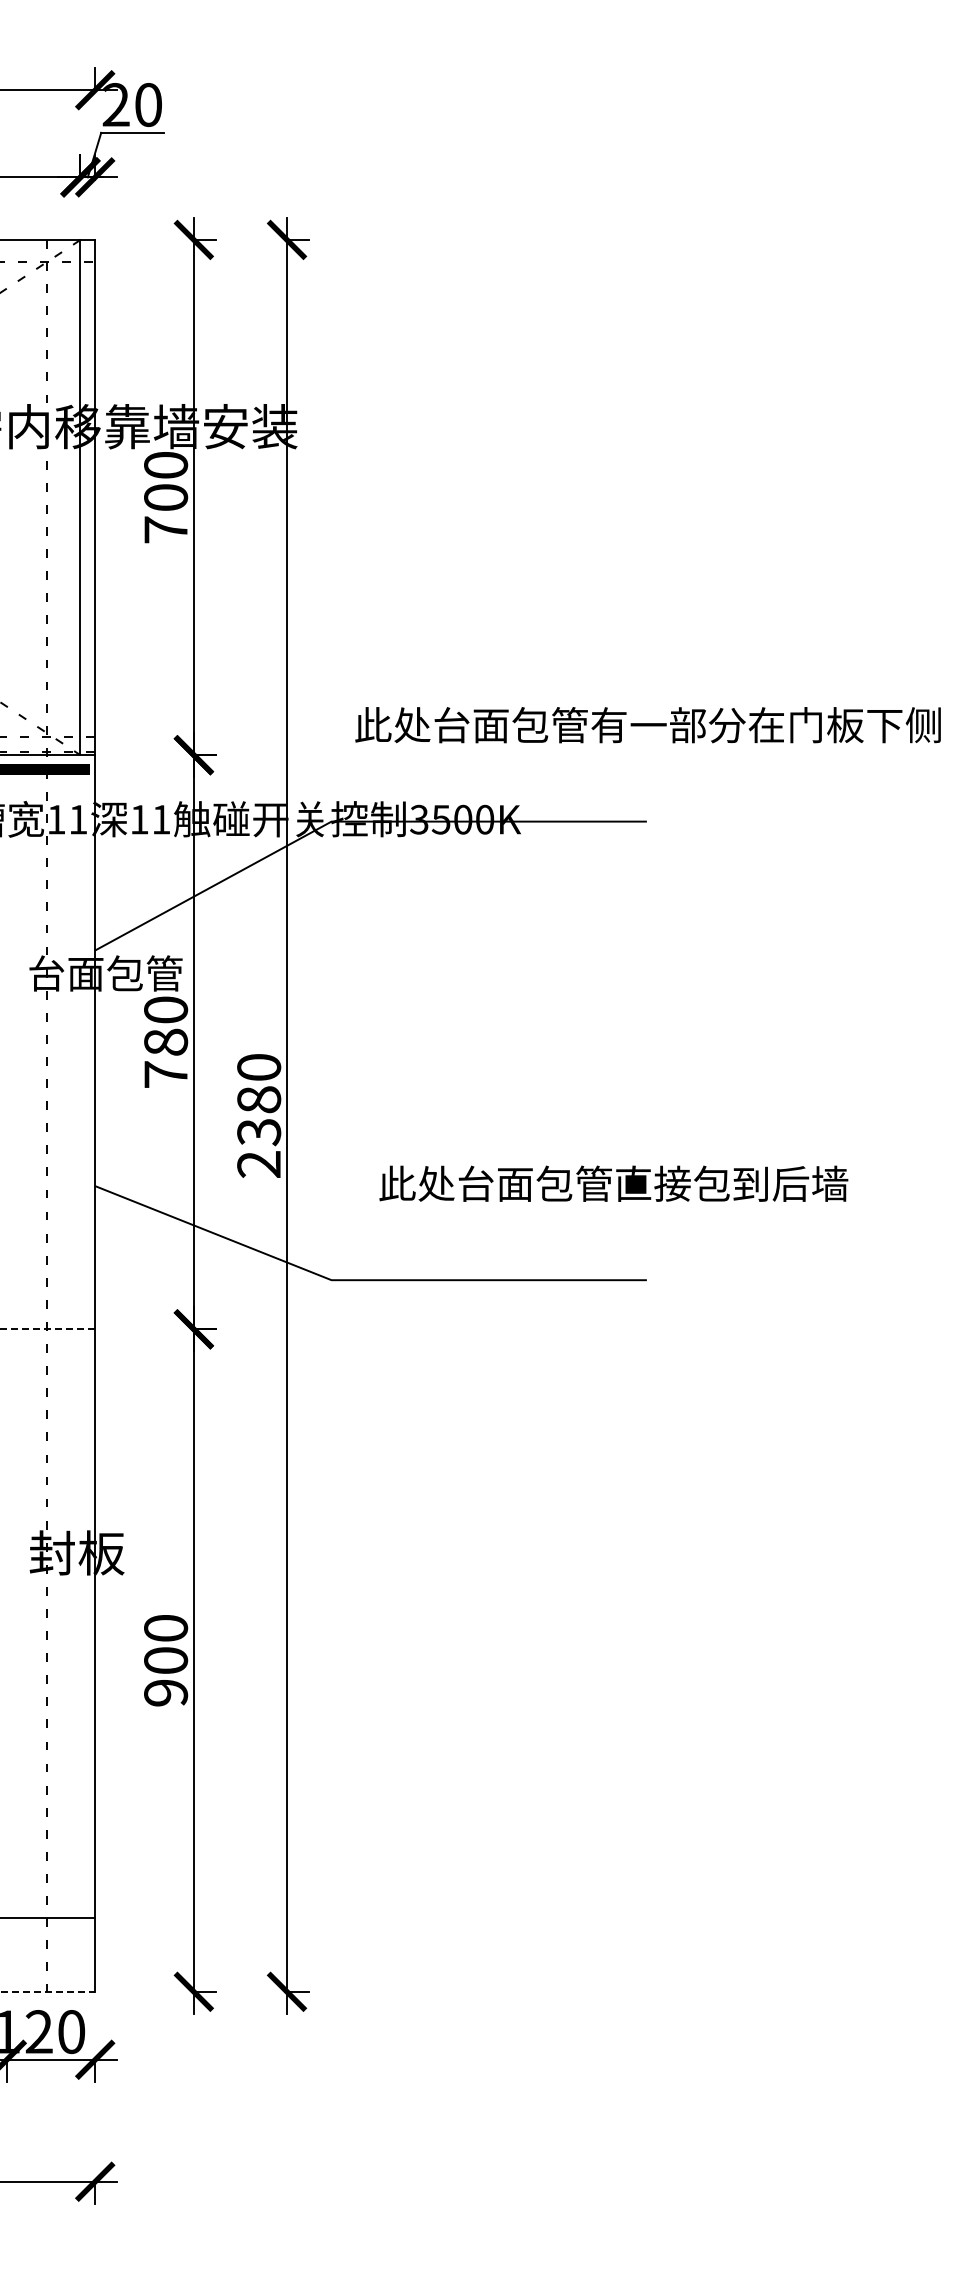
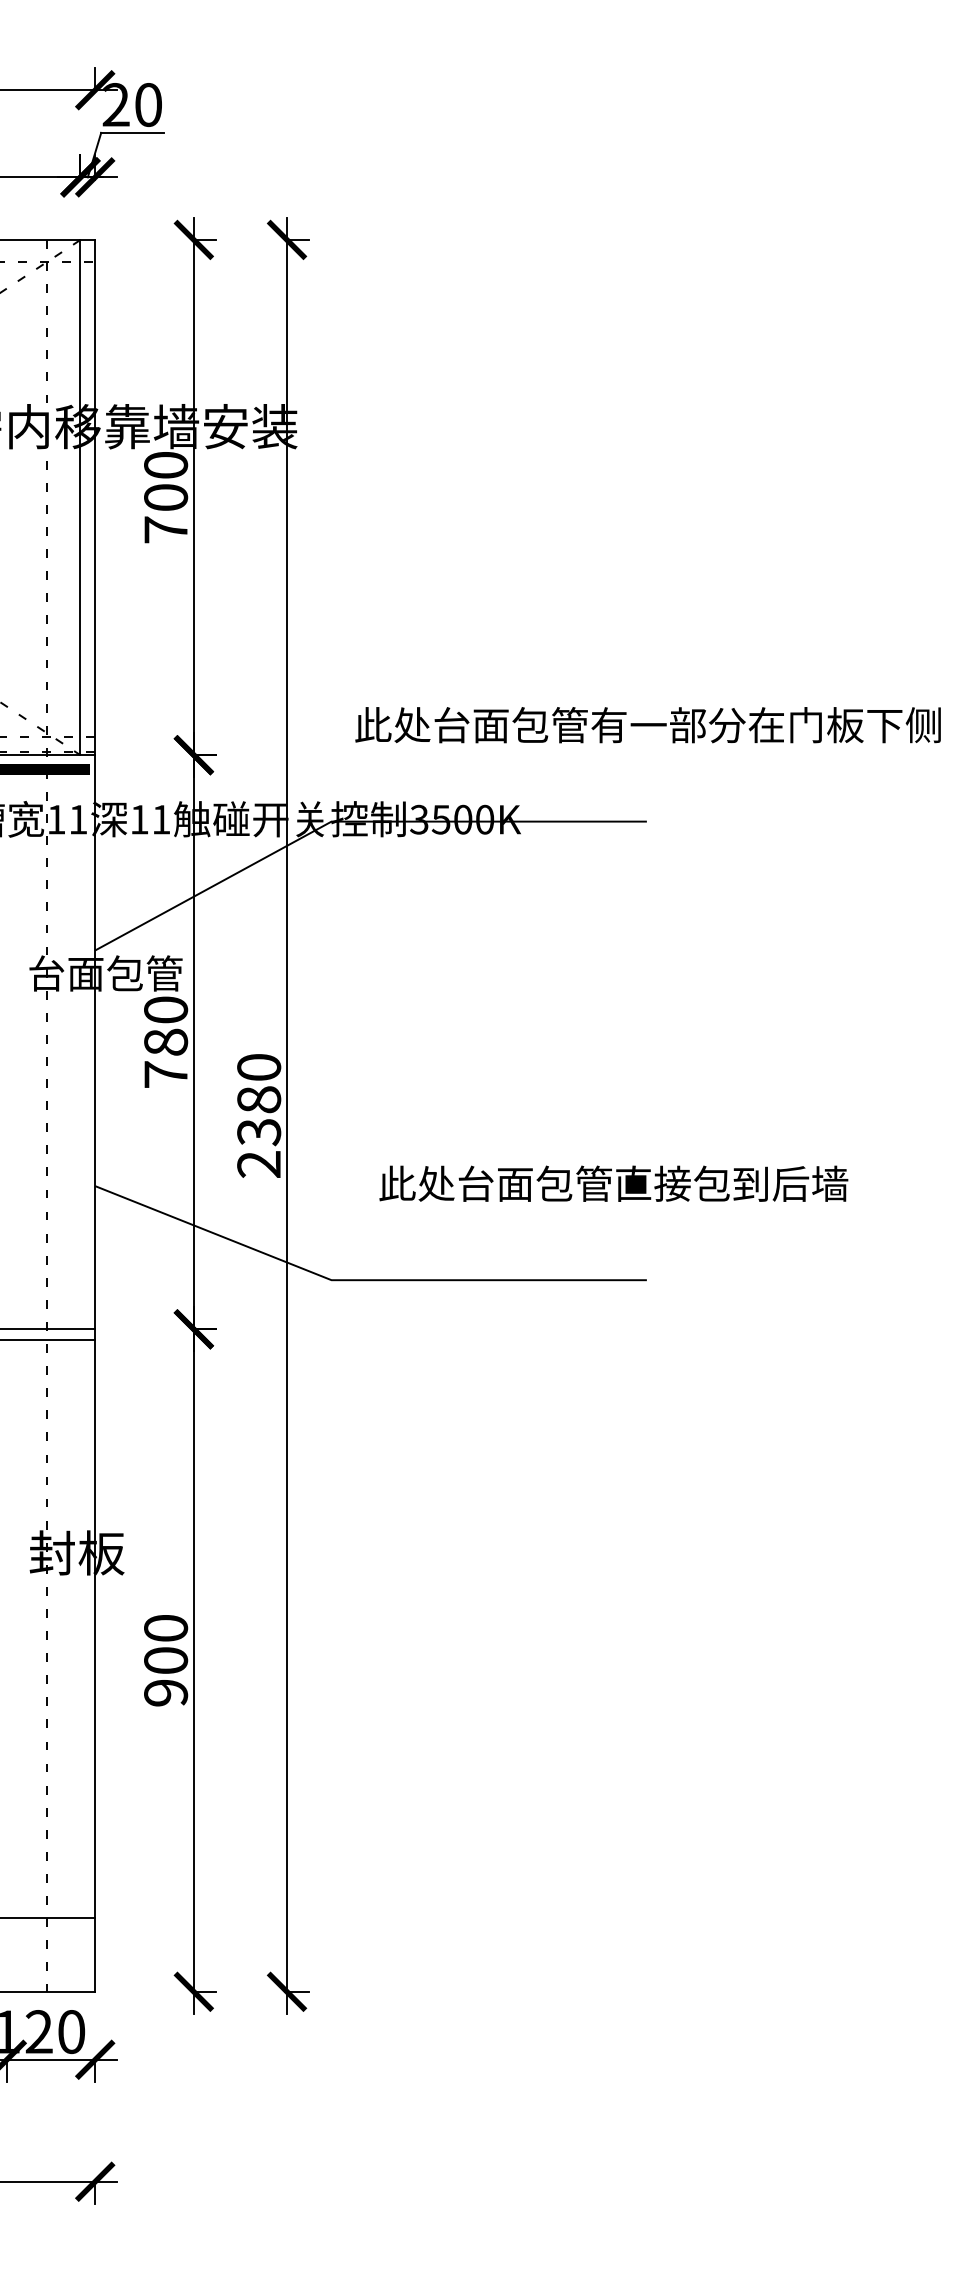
line: dashed -> solid (47, 1329)
line: none -> present (48, 1340)
line: dashed -> solid (48, 1991)
